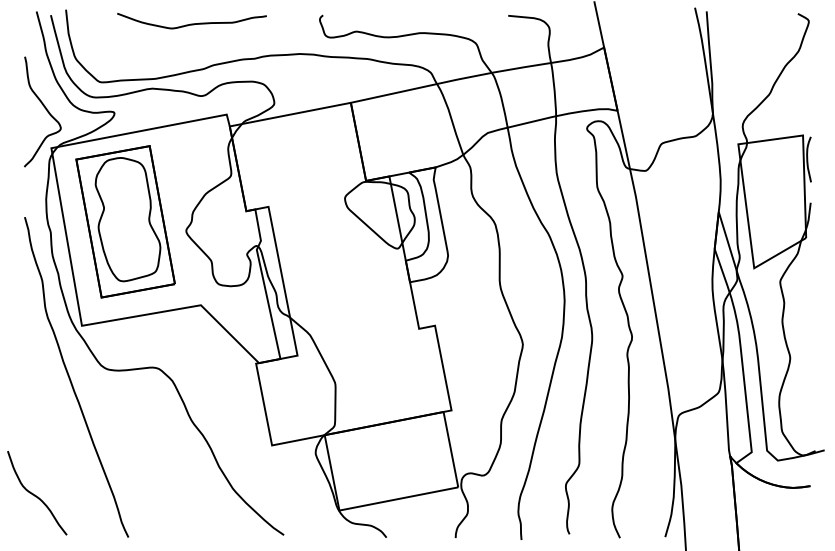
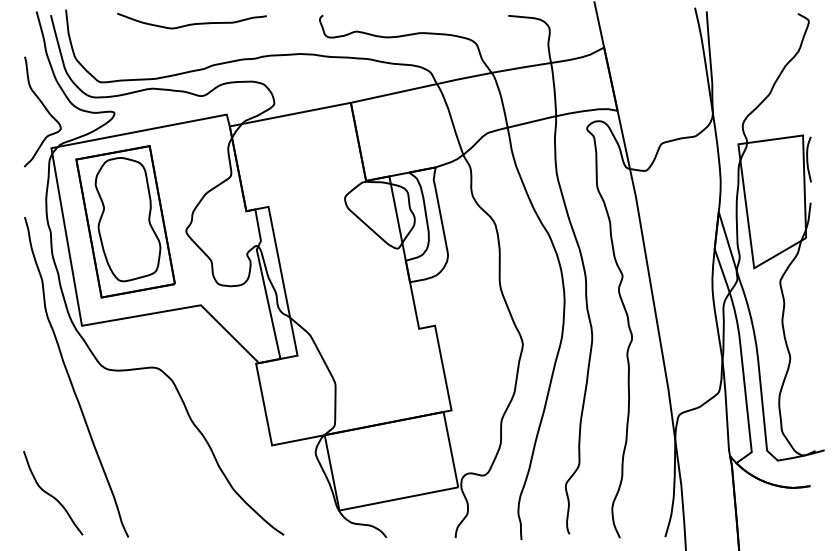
curve position: (35, 494) -> (51, 494) (51, 494)
